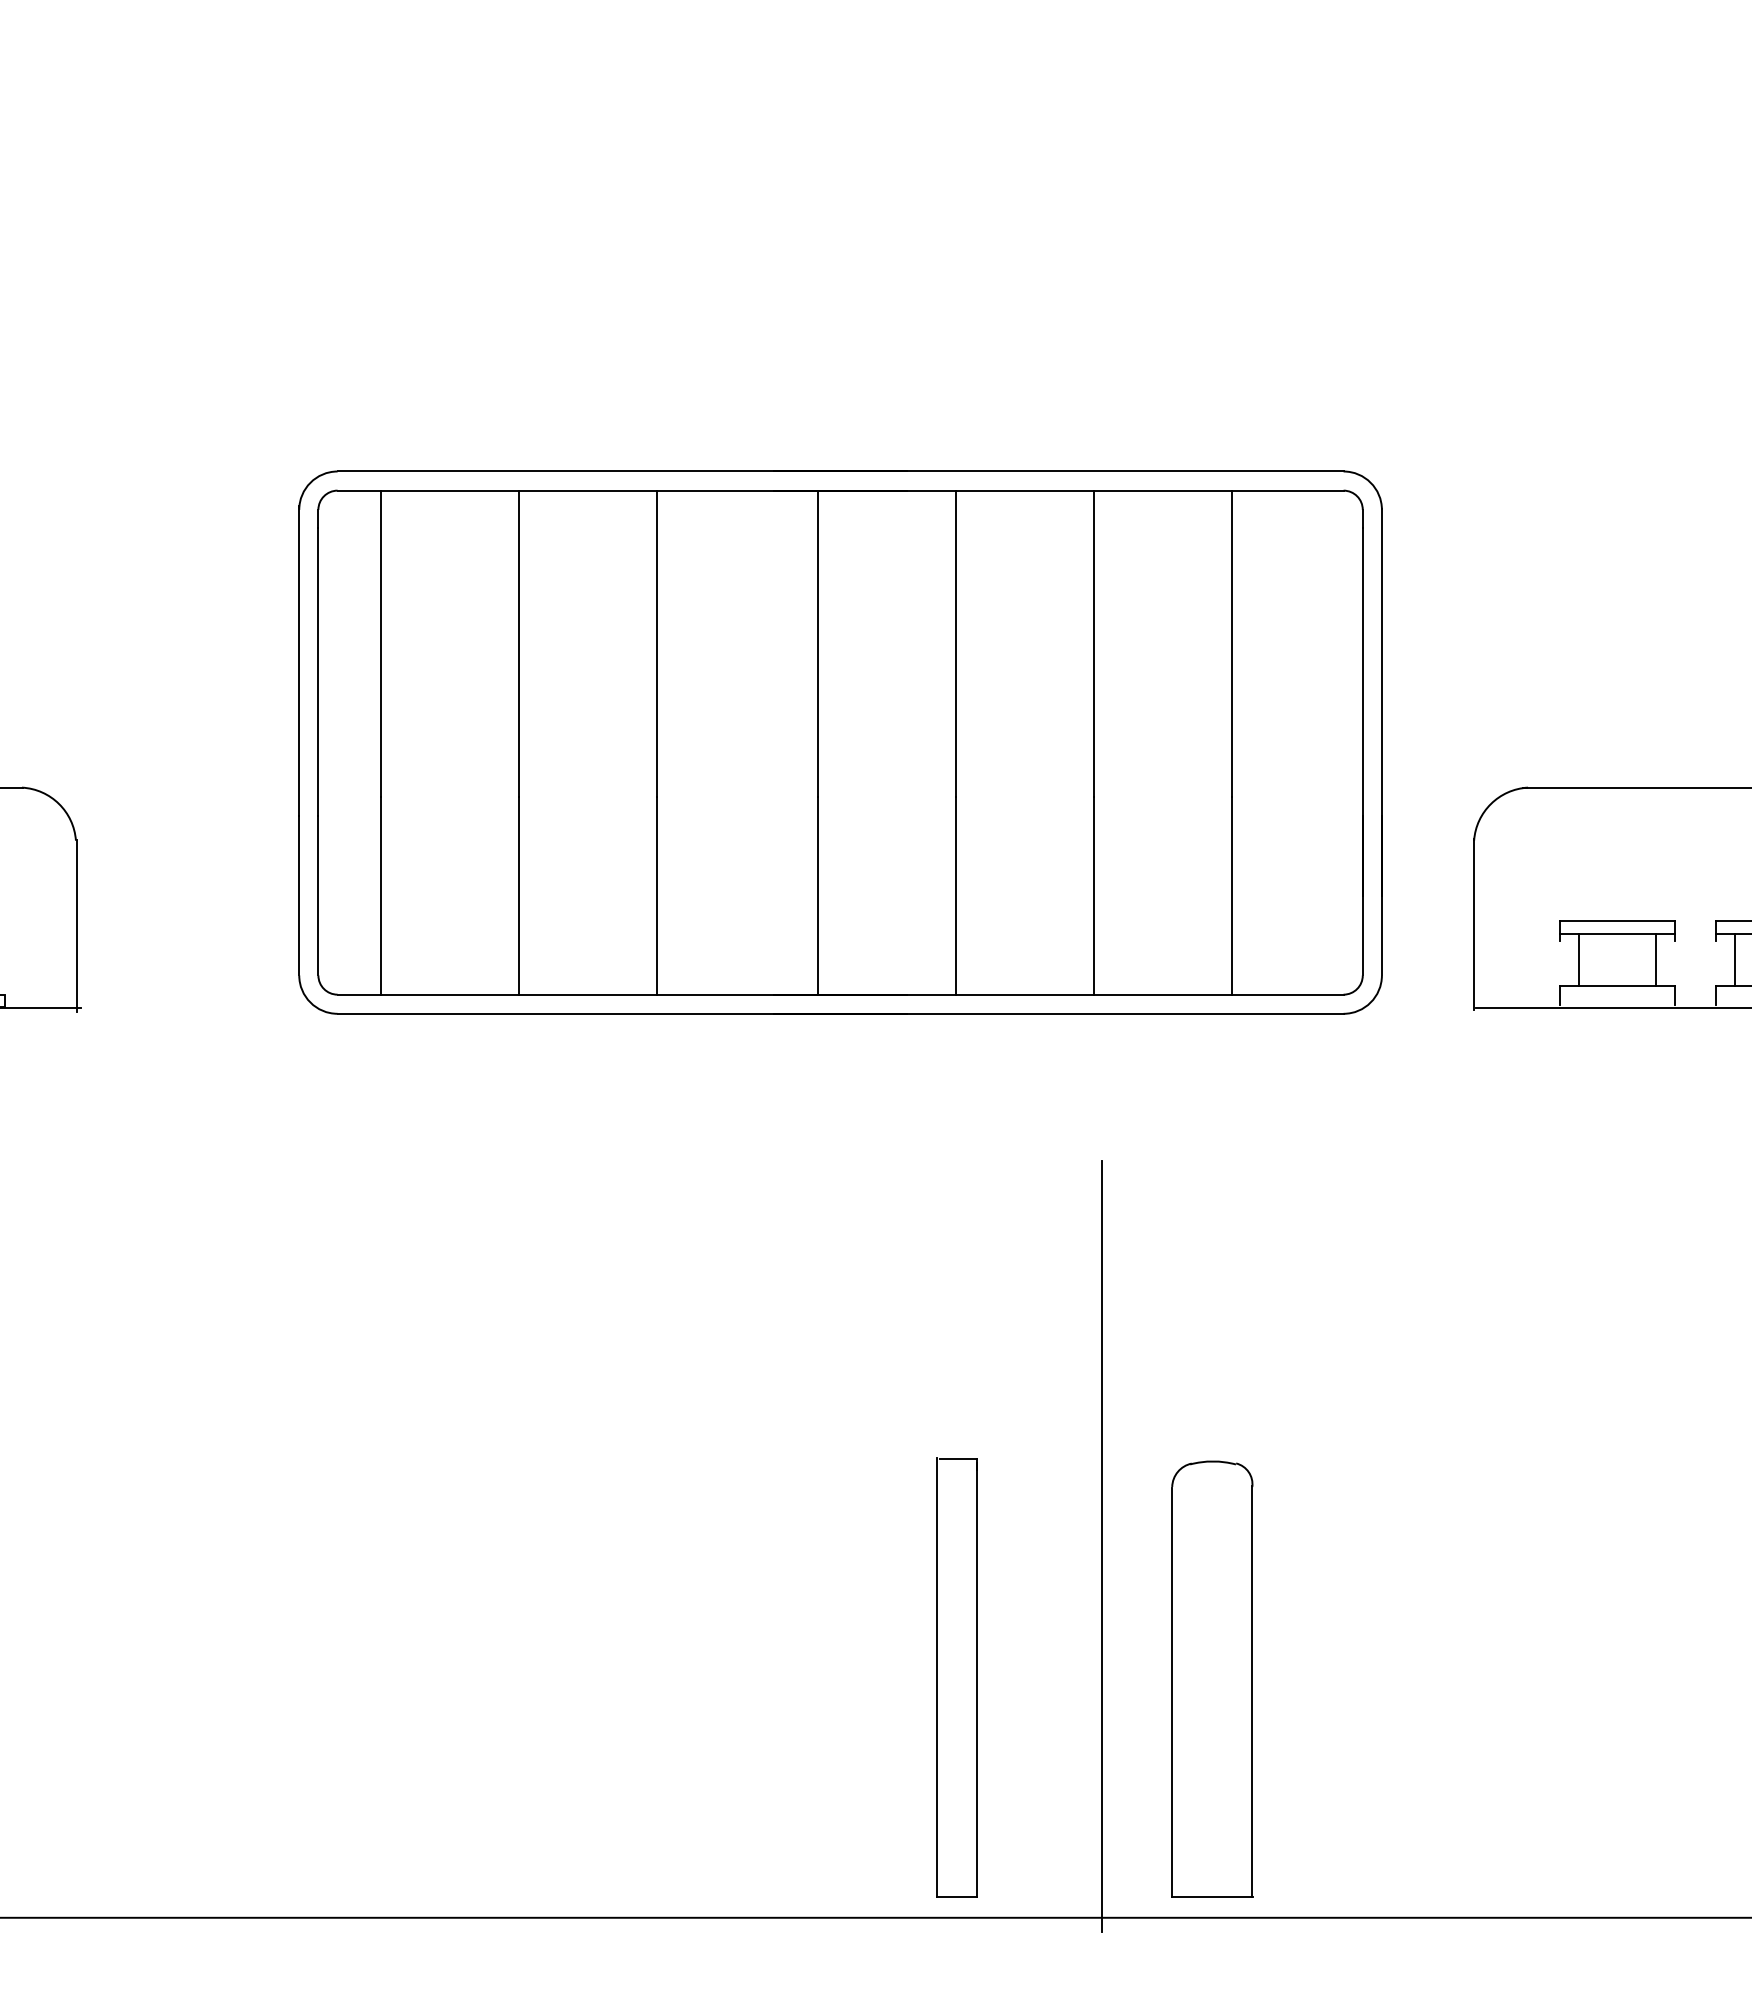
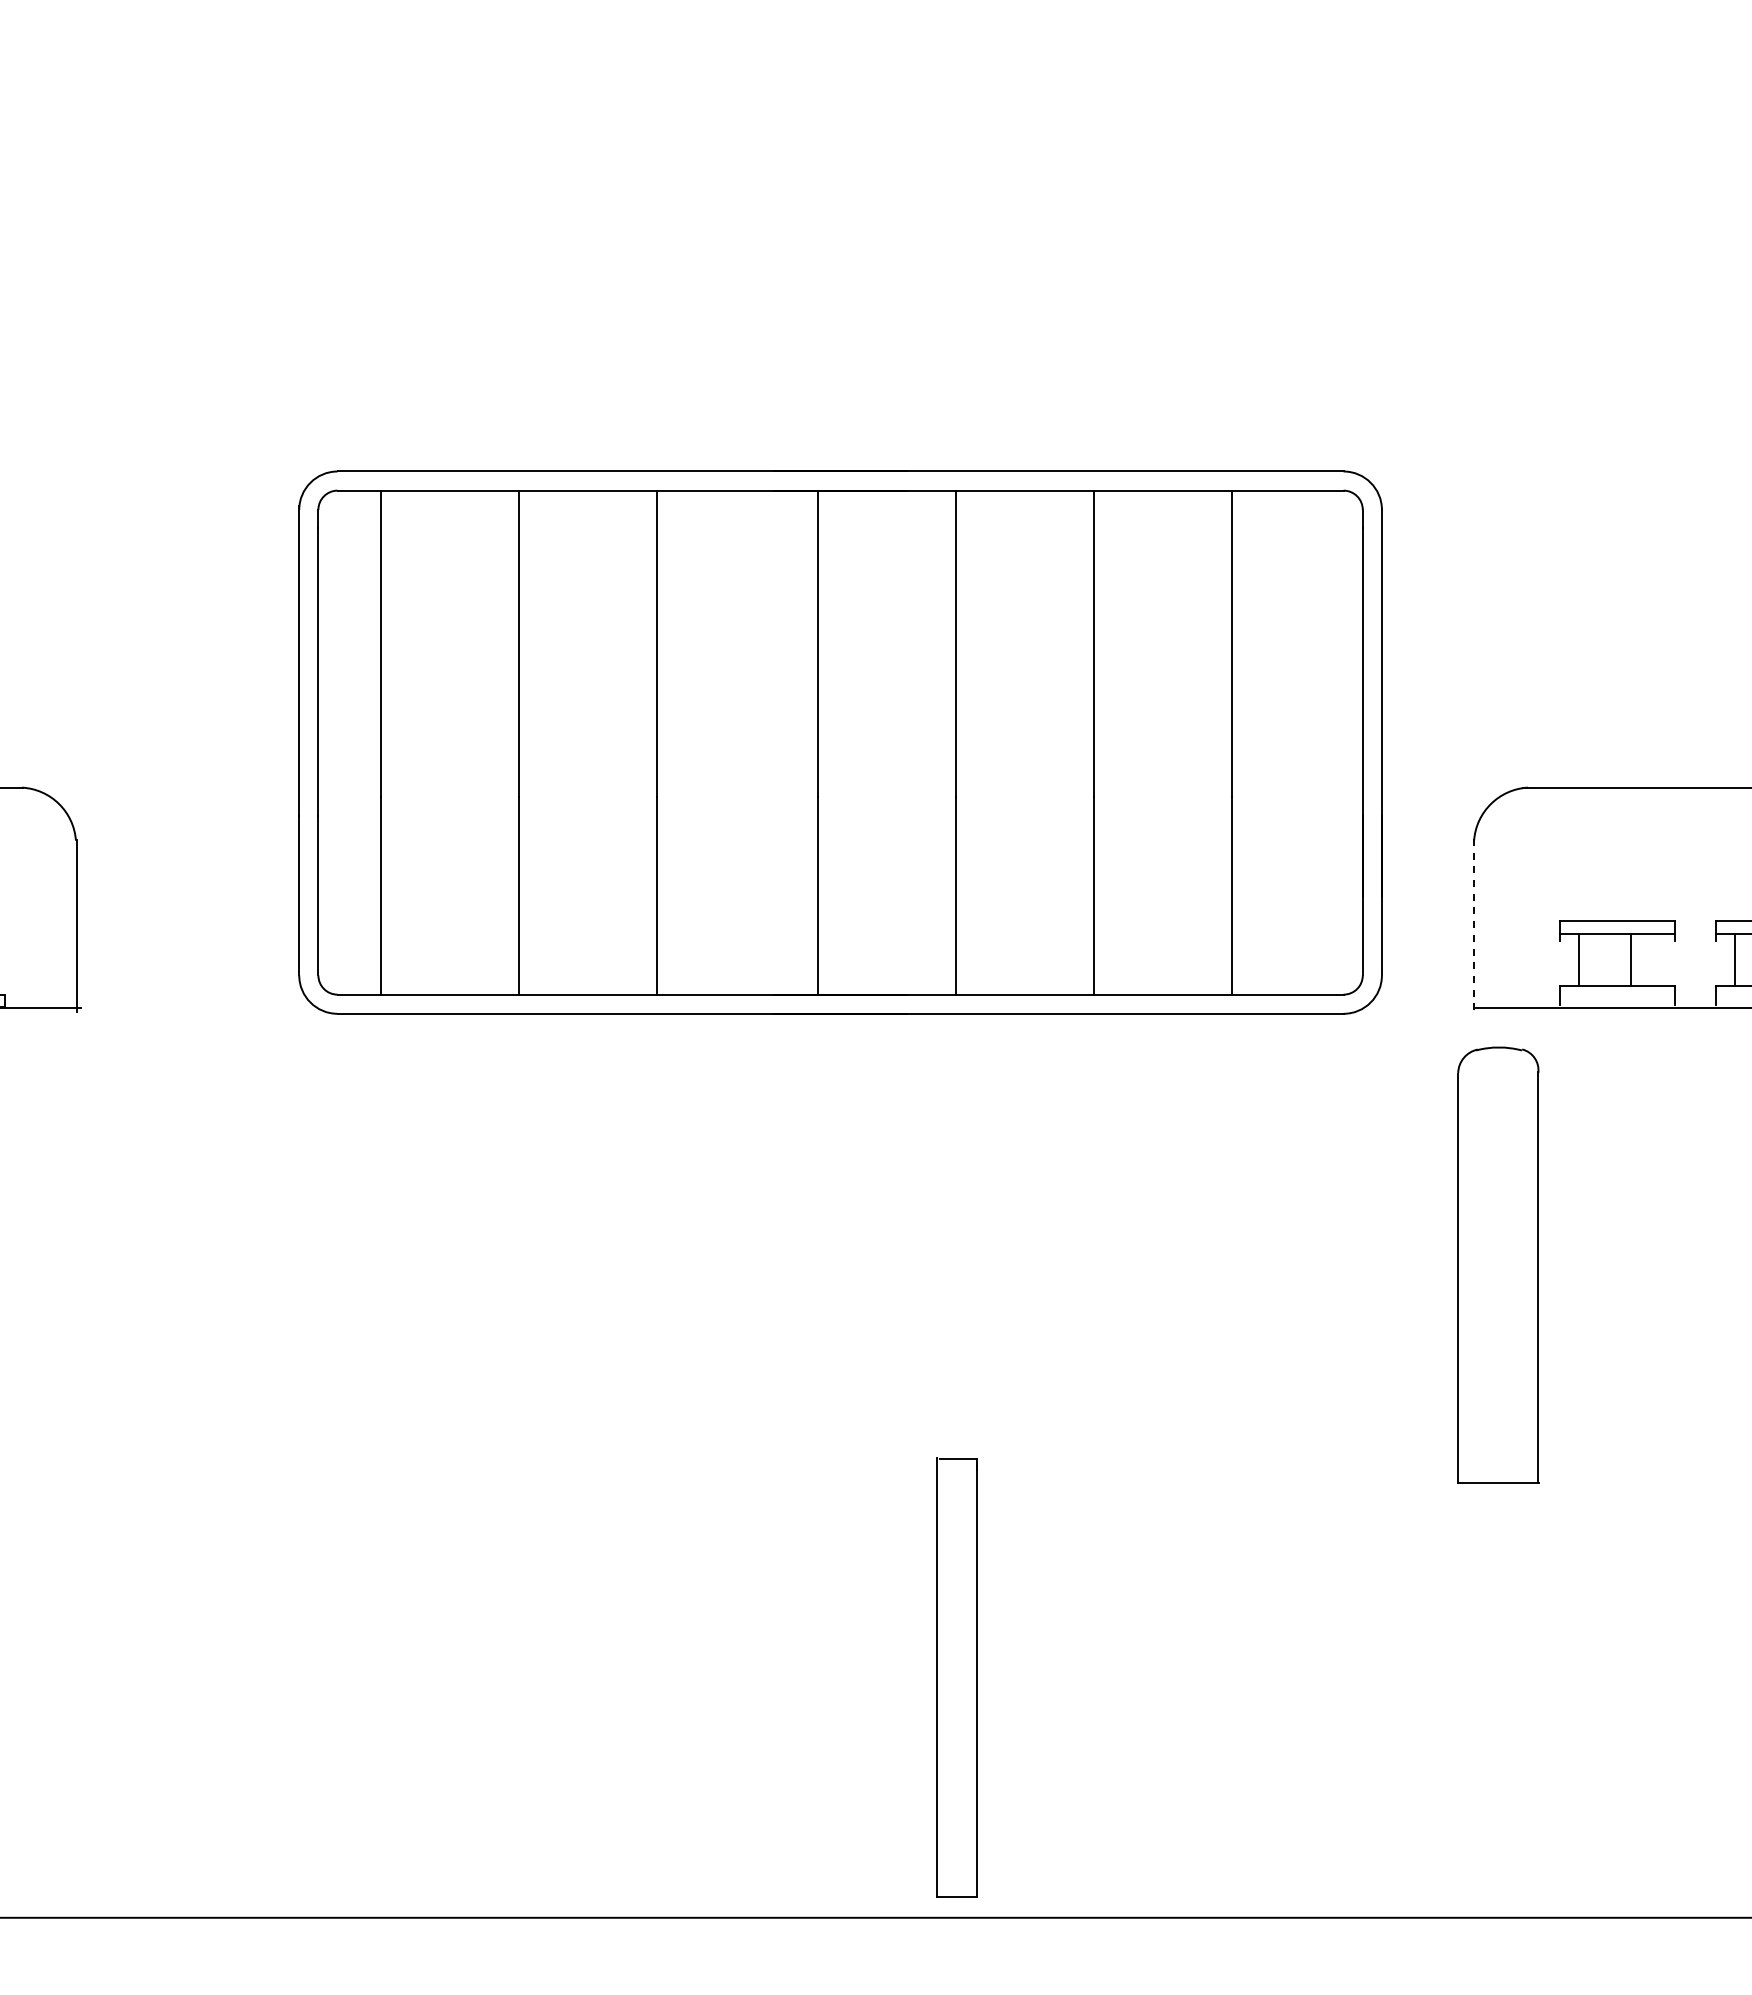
line: solid -> dashed (1474, 924)
line position: (1656, 960) -> (1631, 960) (1631, 960)
line: present -> none (1102, 1546)
part position: (1212, 1678) -> (1498, 1264) (1498, 1264)
